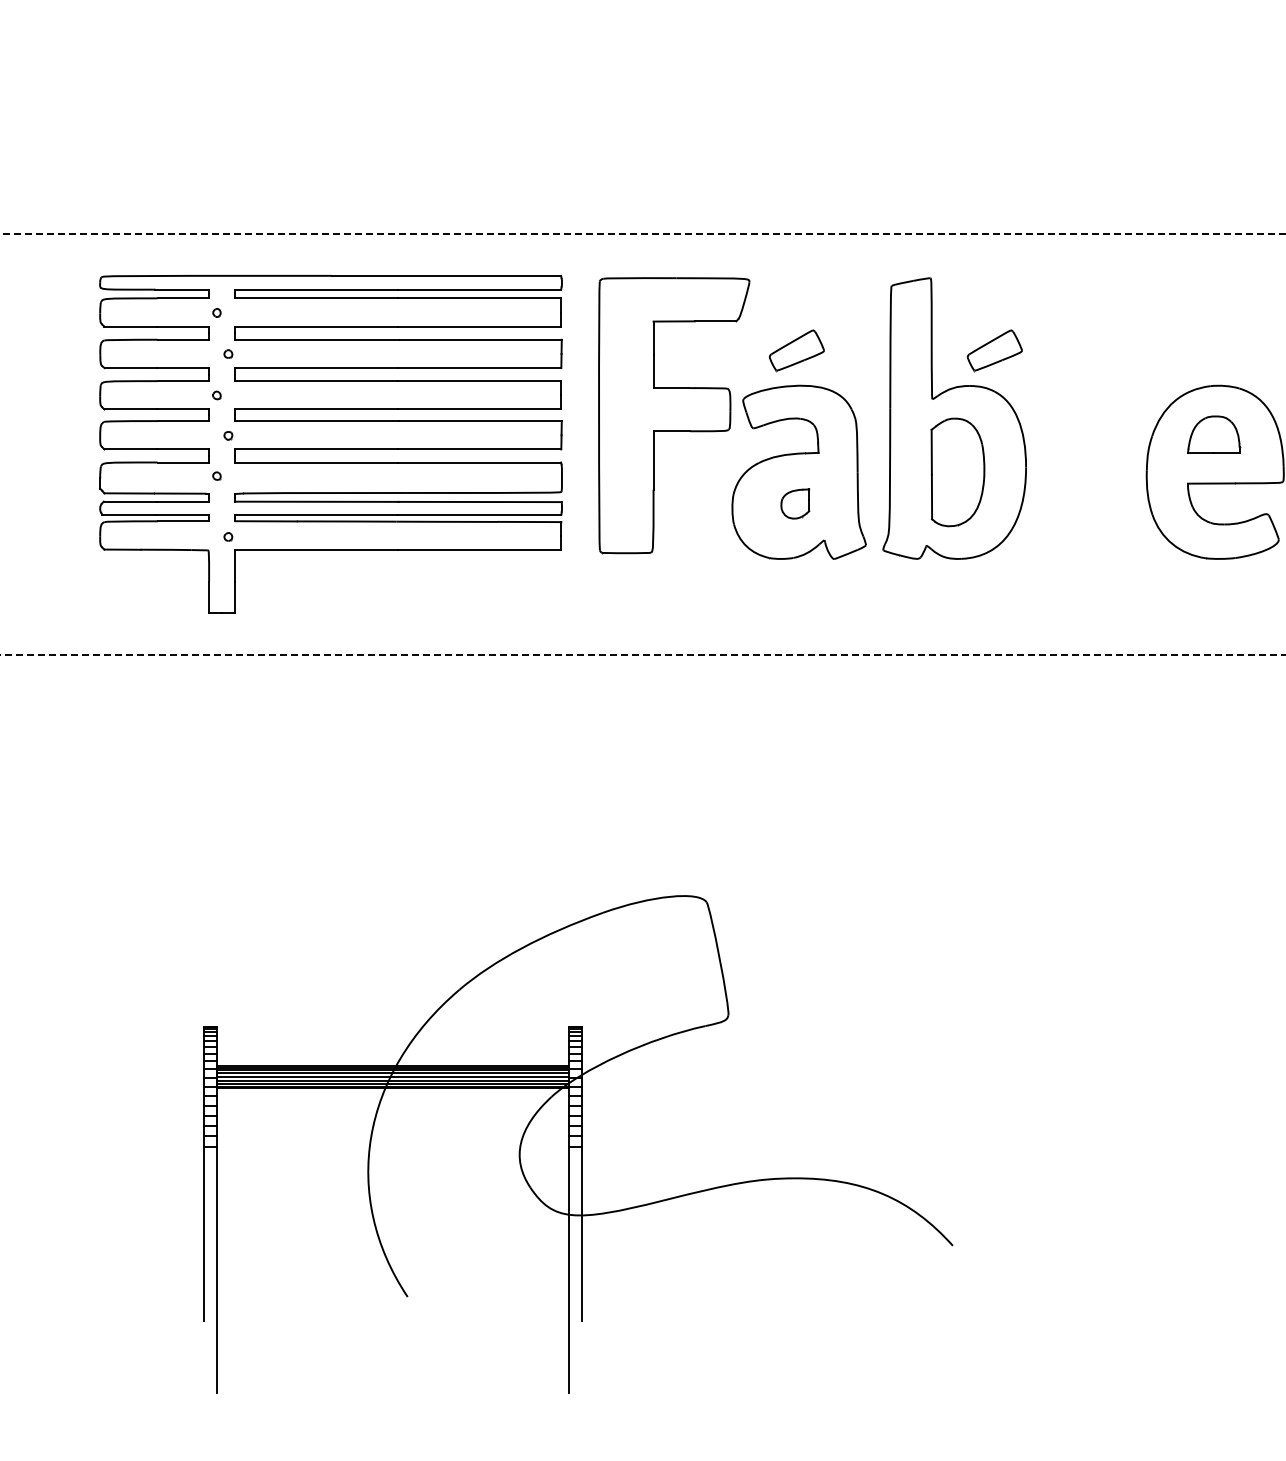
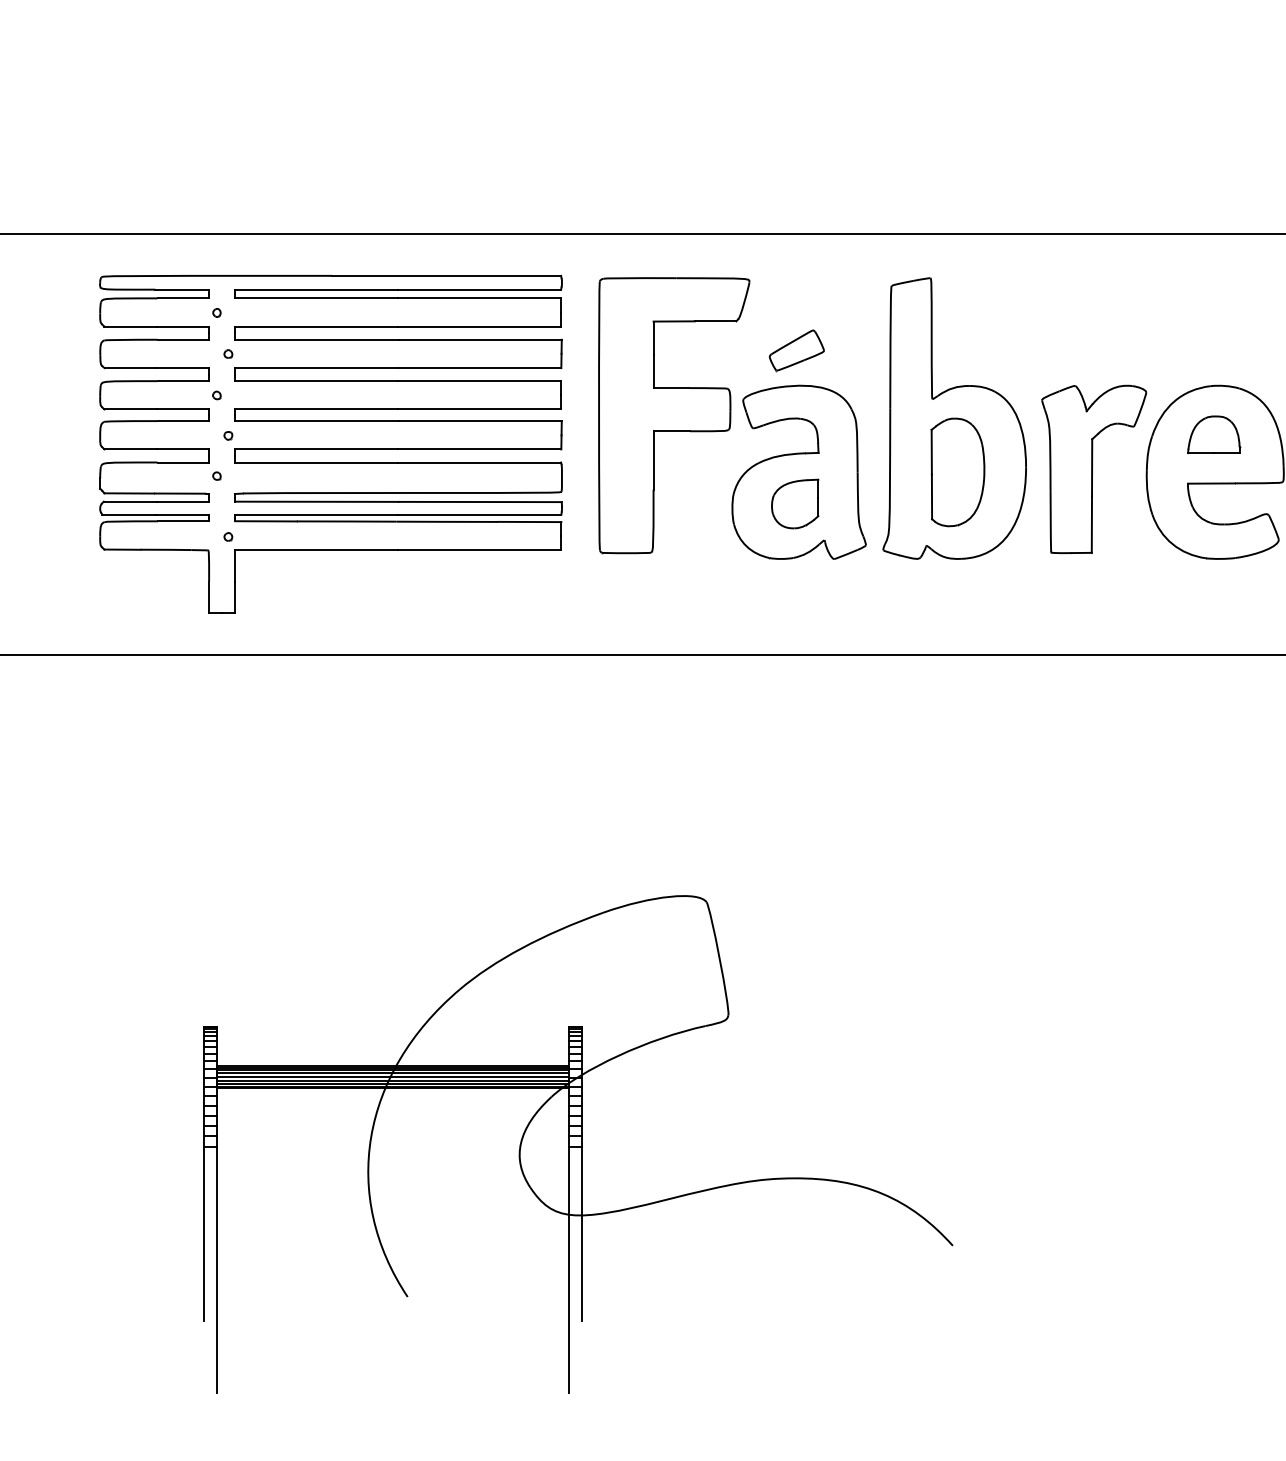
line: dashed -> solid (642, 234)
part: present -> none (994, 350)
part: none -> present (1094, 469)
part size: 31x32 px -> 49x52 px (795, 503)
line: dashed -> solid (642, 654)
